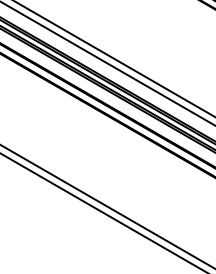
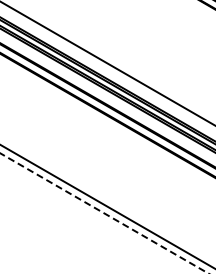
line: present -> none (114, 58)
line: solid -> dashed (104, 213)
